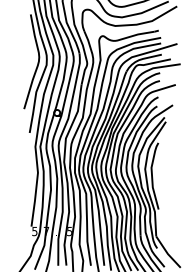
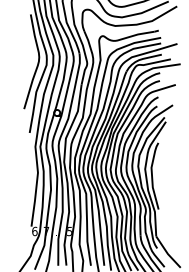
text: 5 -> 6 (34, 231)
